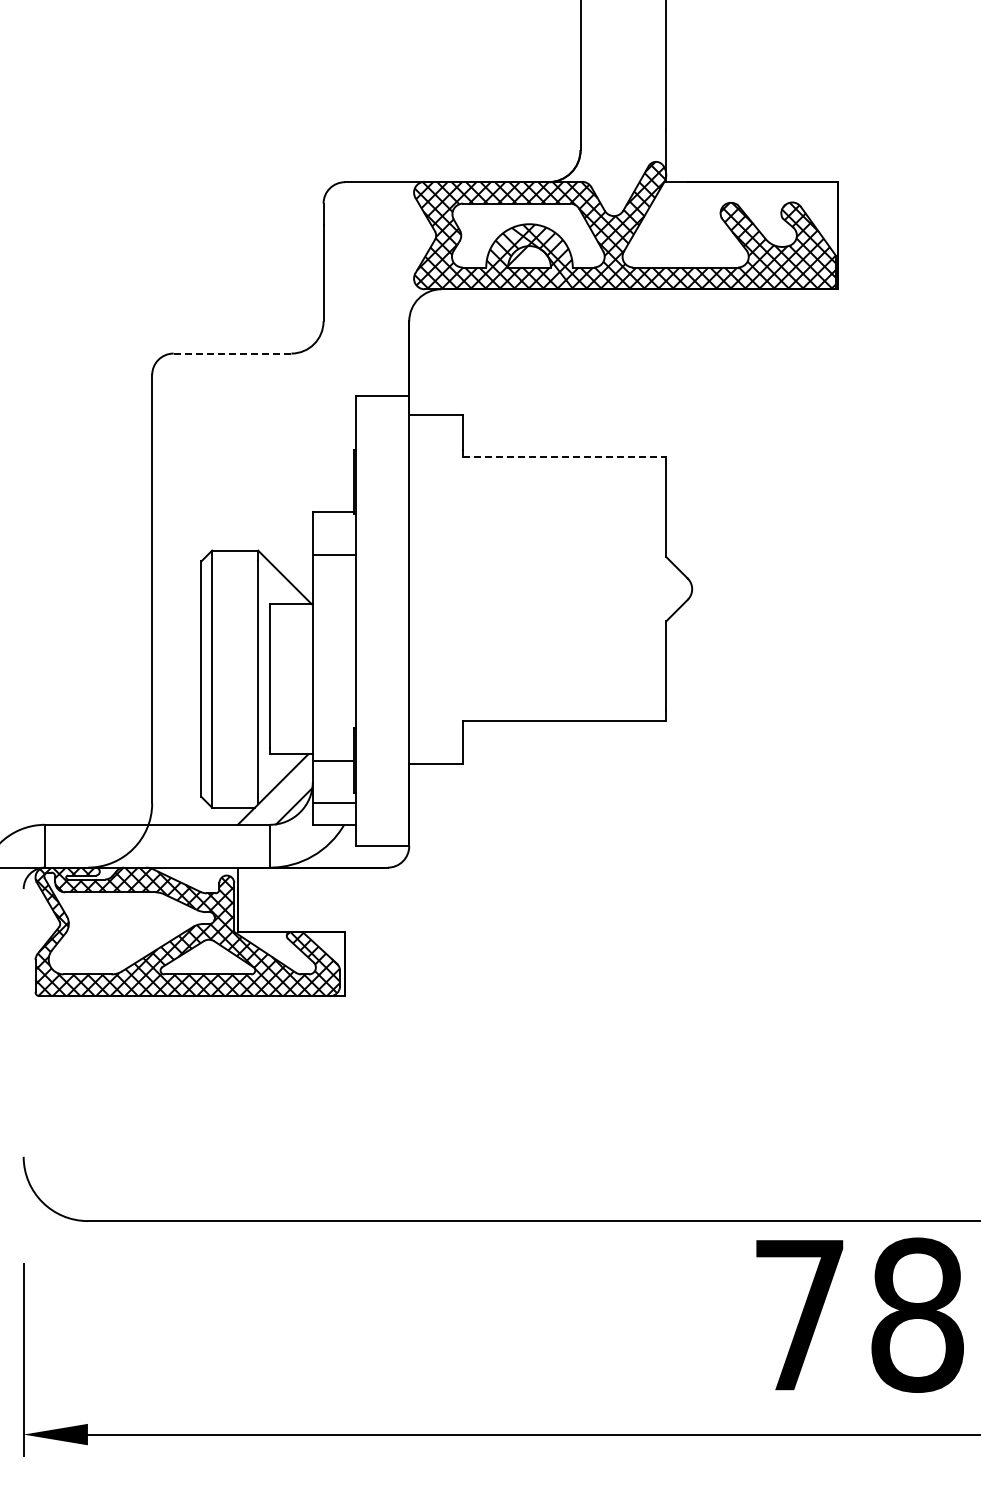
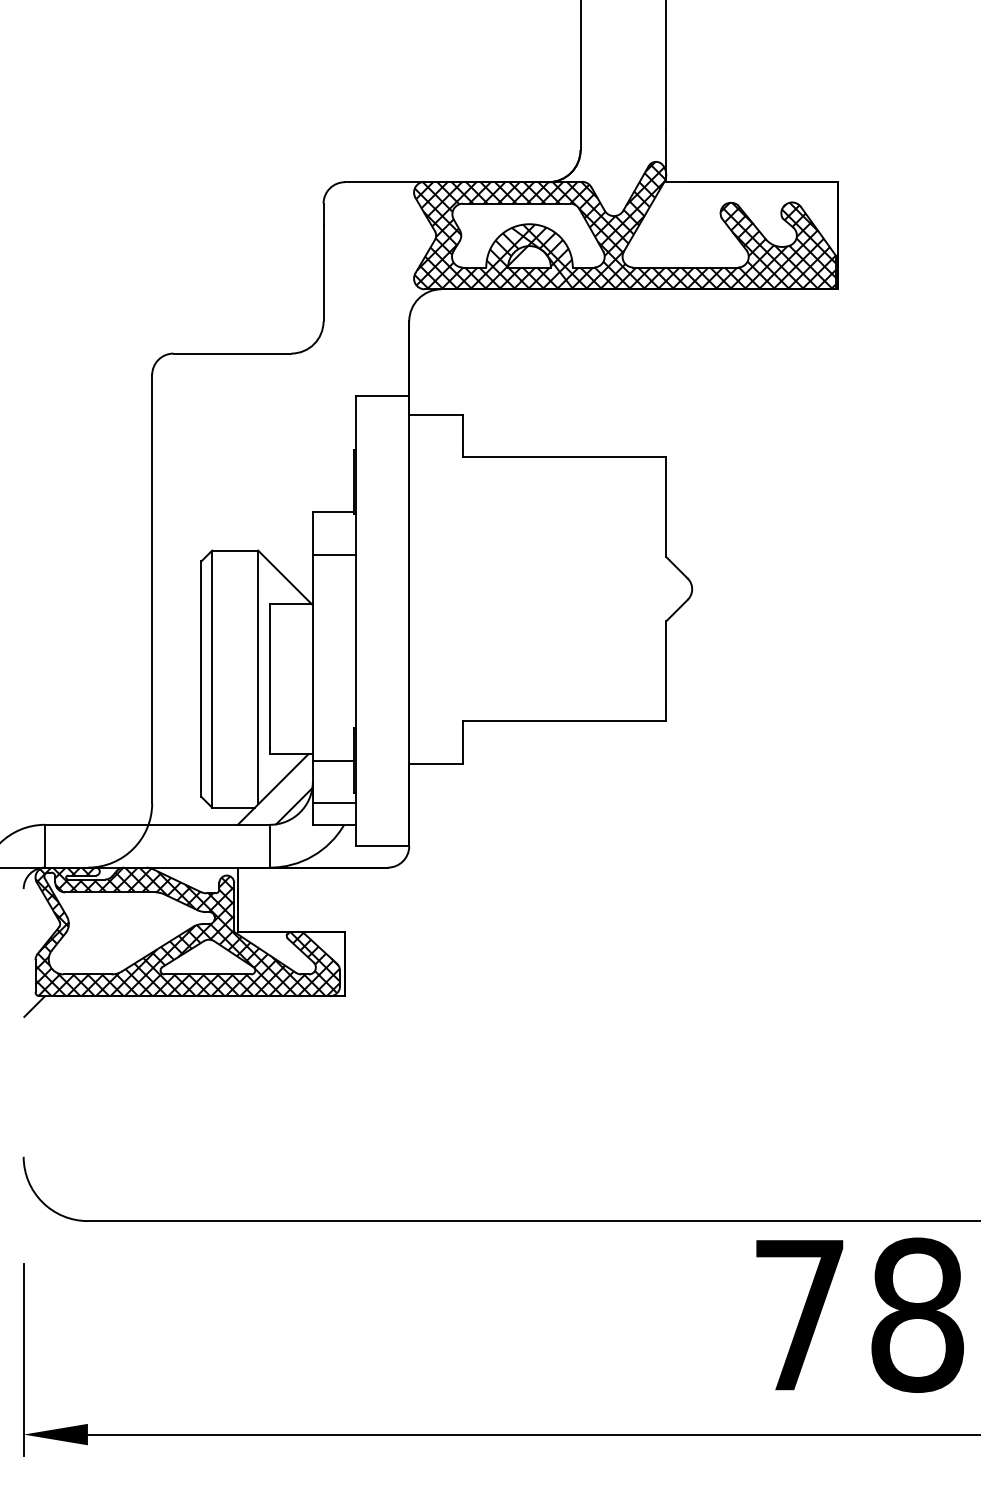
line: dashed -> solid (232, 353)
line: dashed -> solid (564, 457)
line: none -> present (34, 1006)
